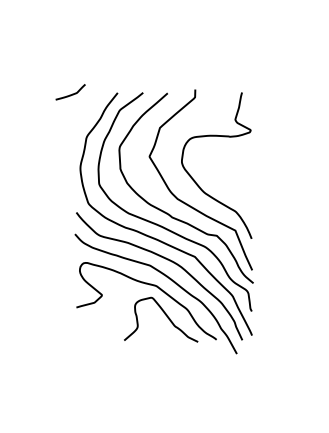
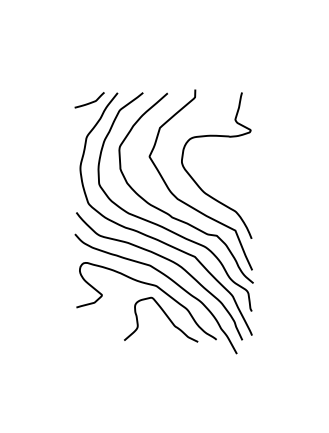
curve position: (70, 94) -> (89, 102) (89, 102)
